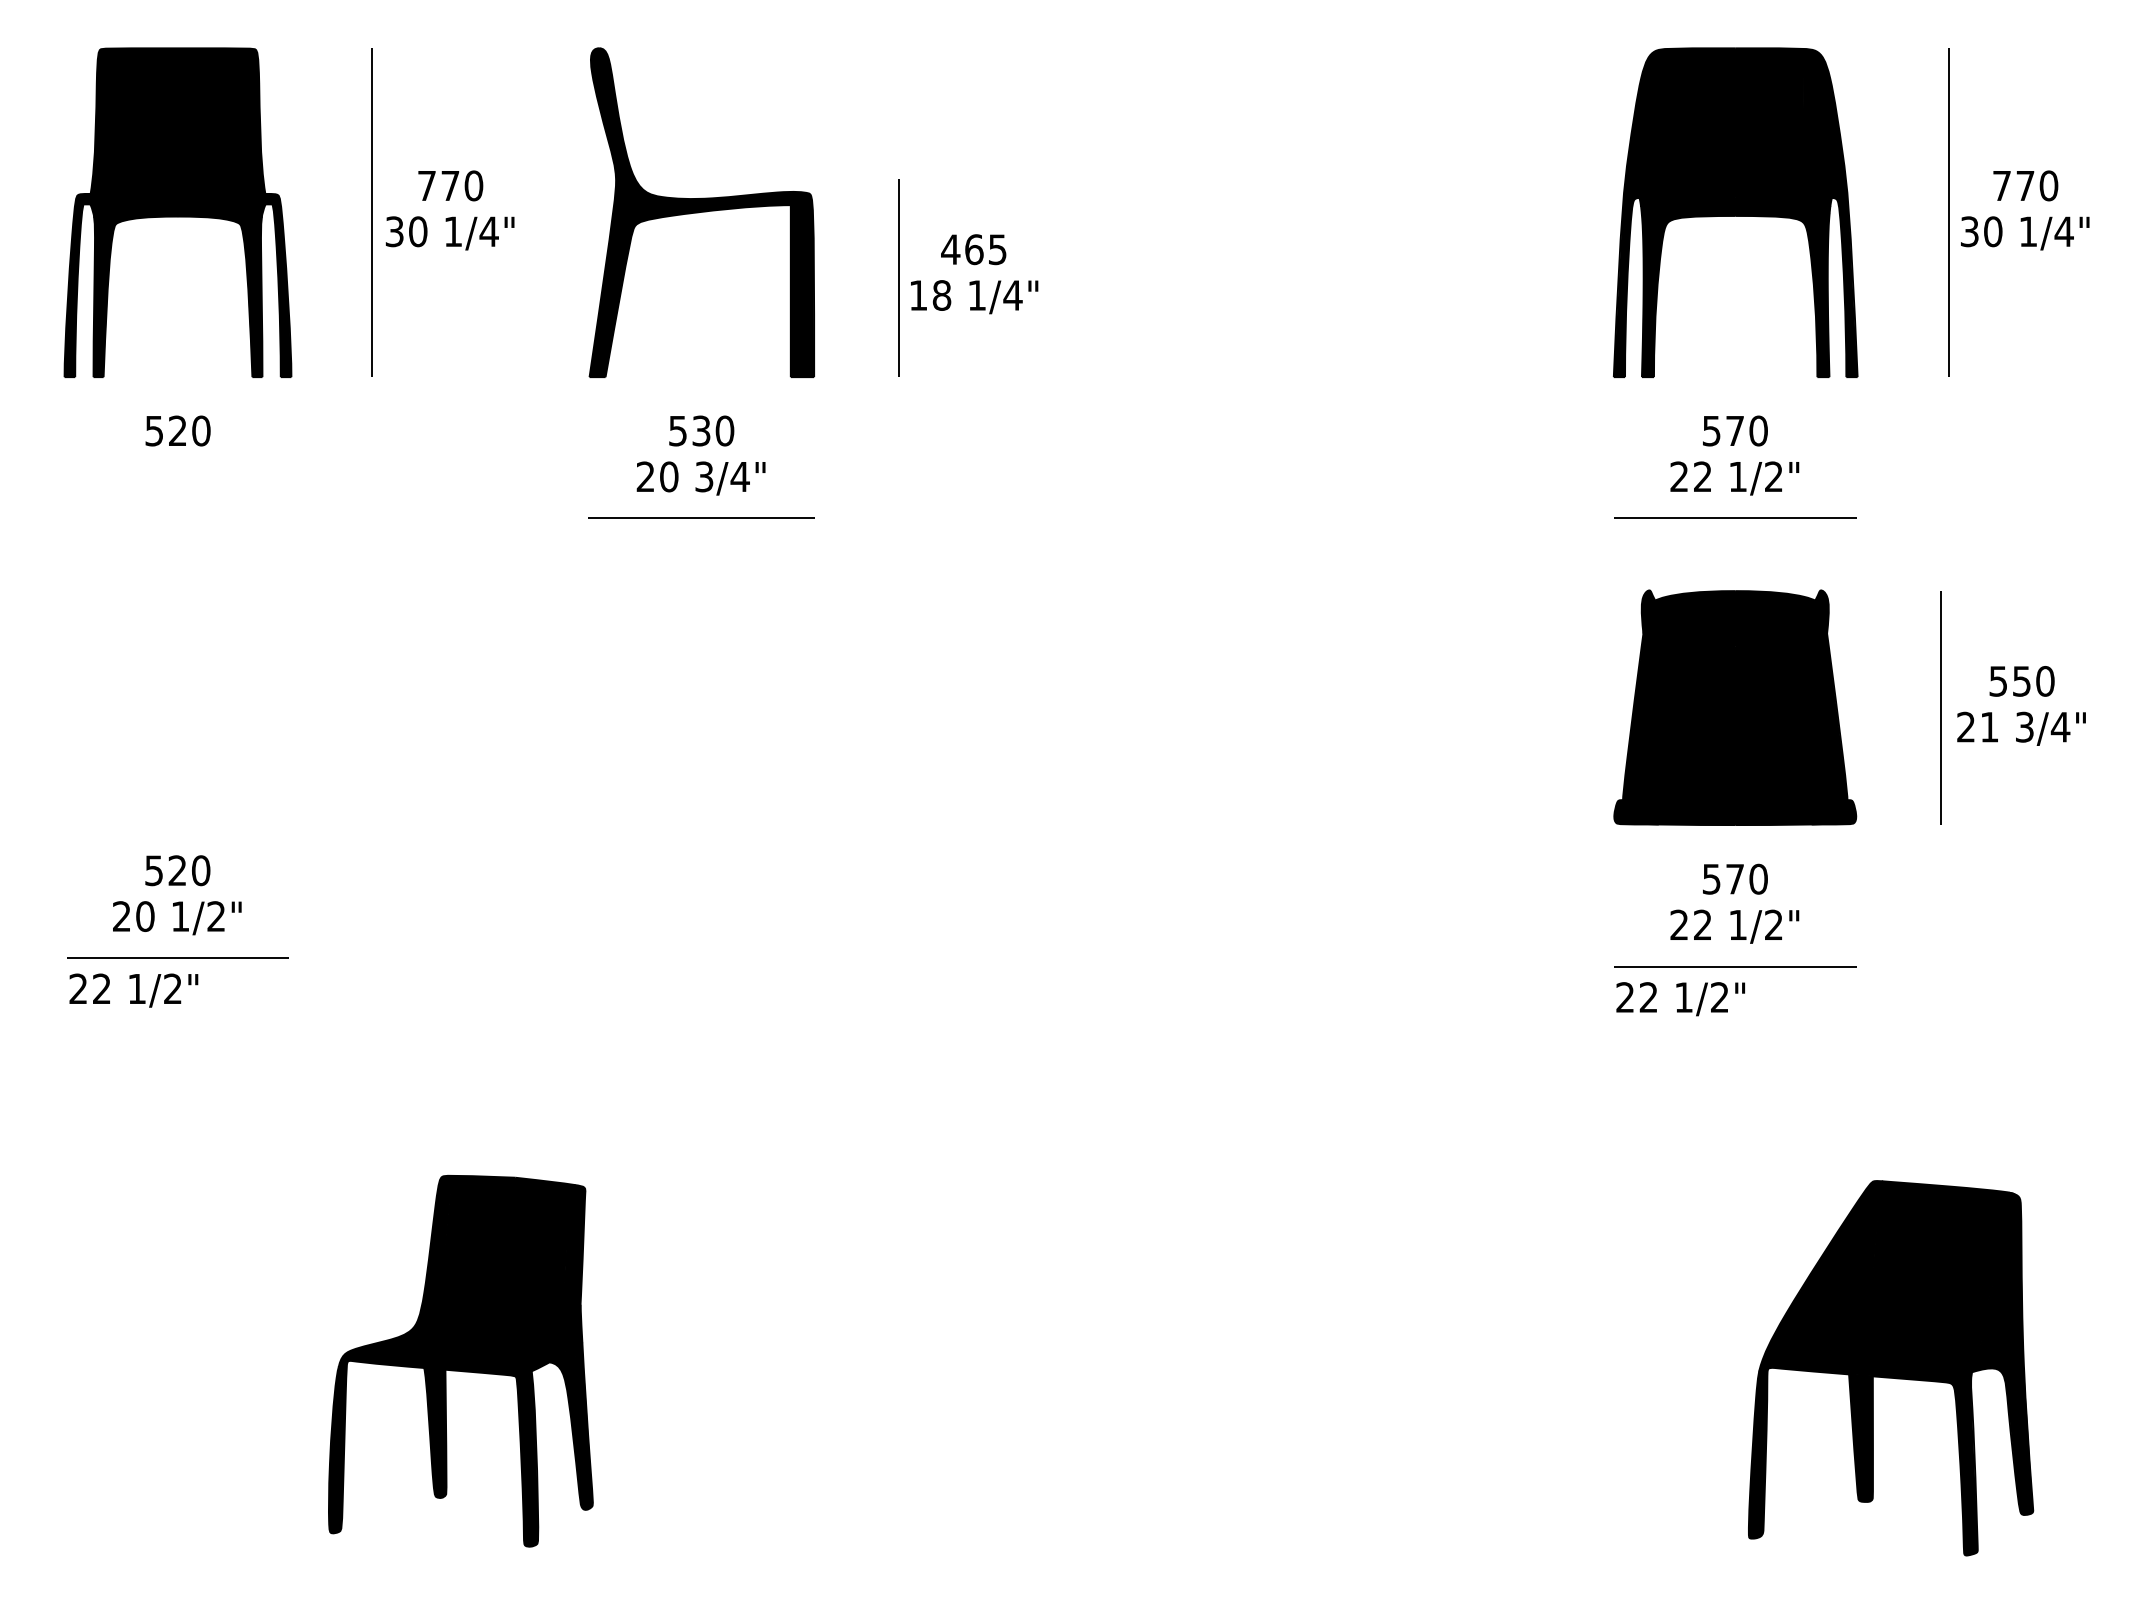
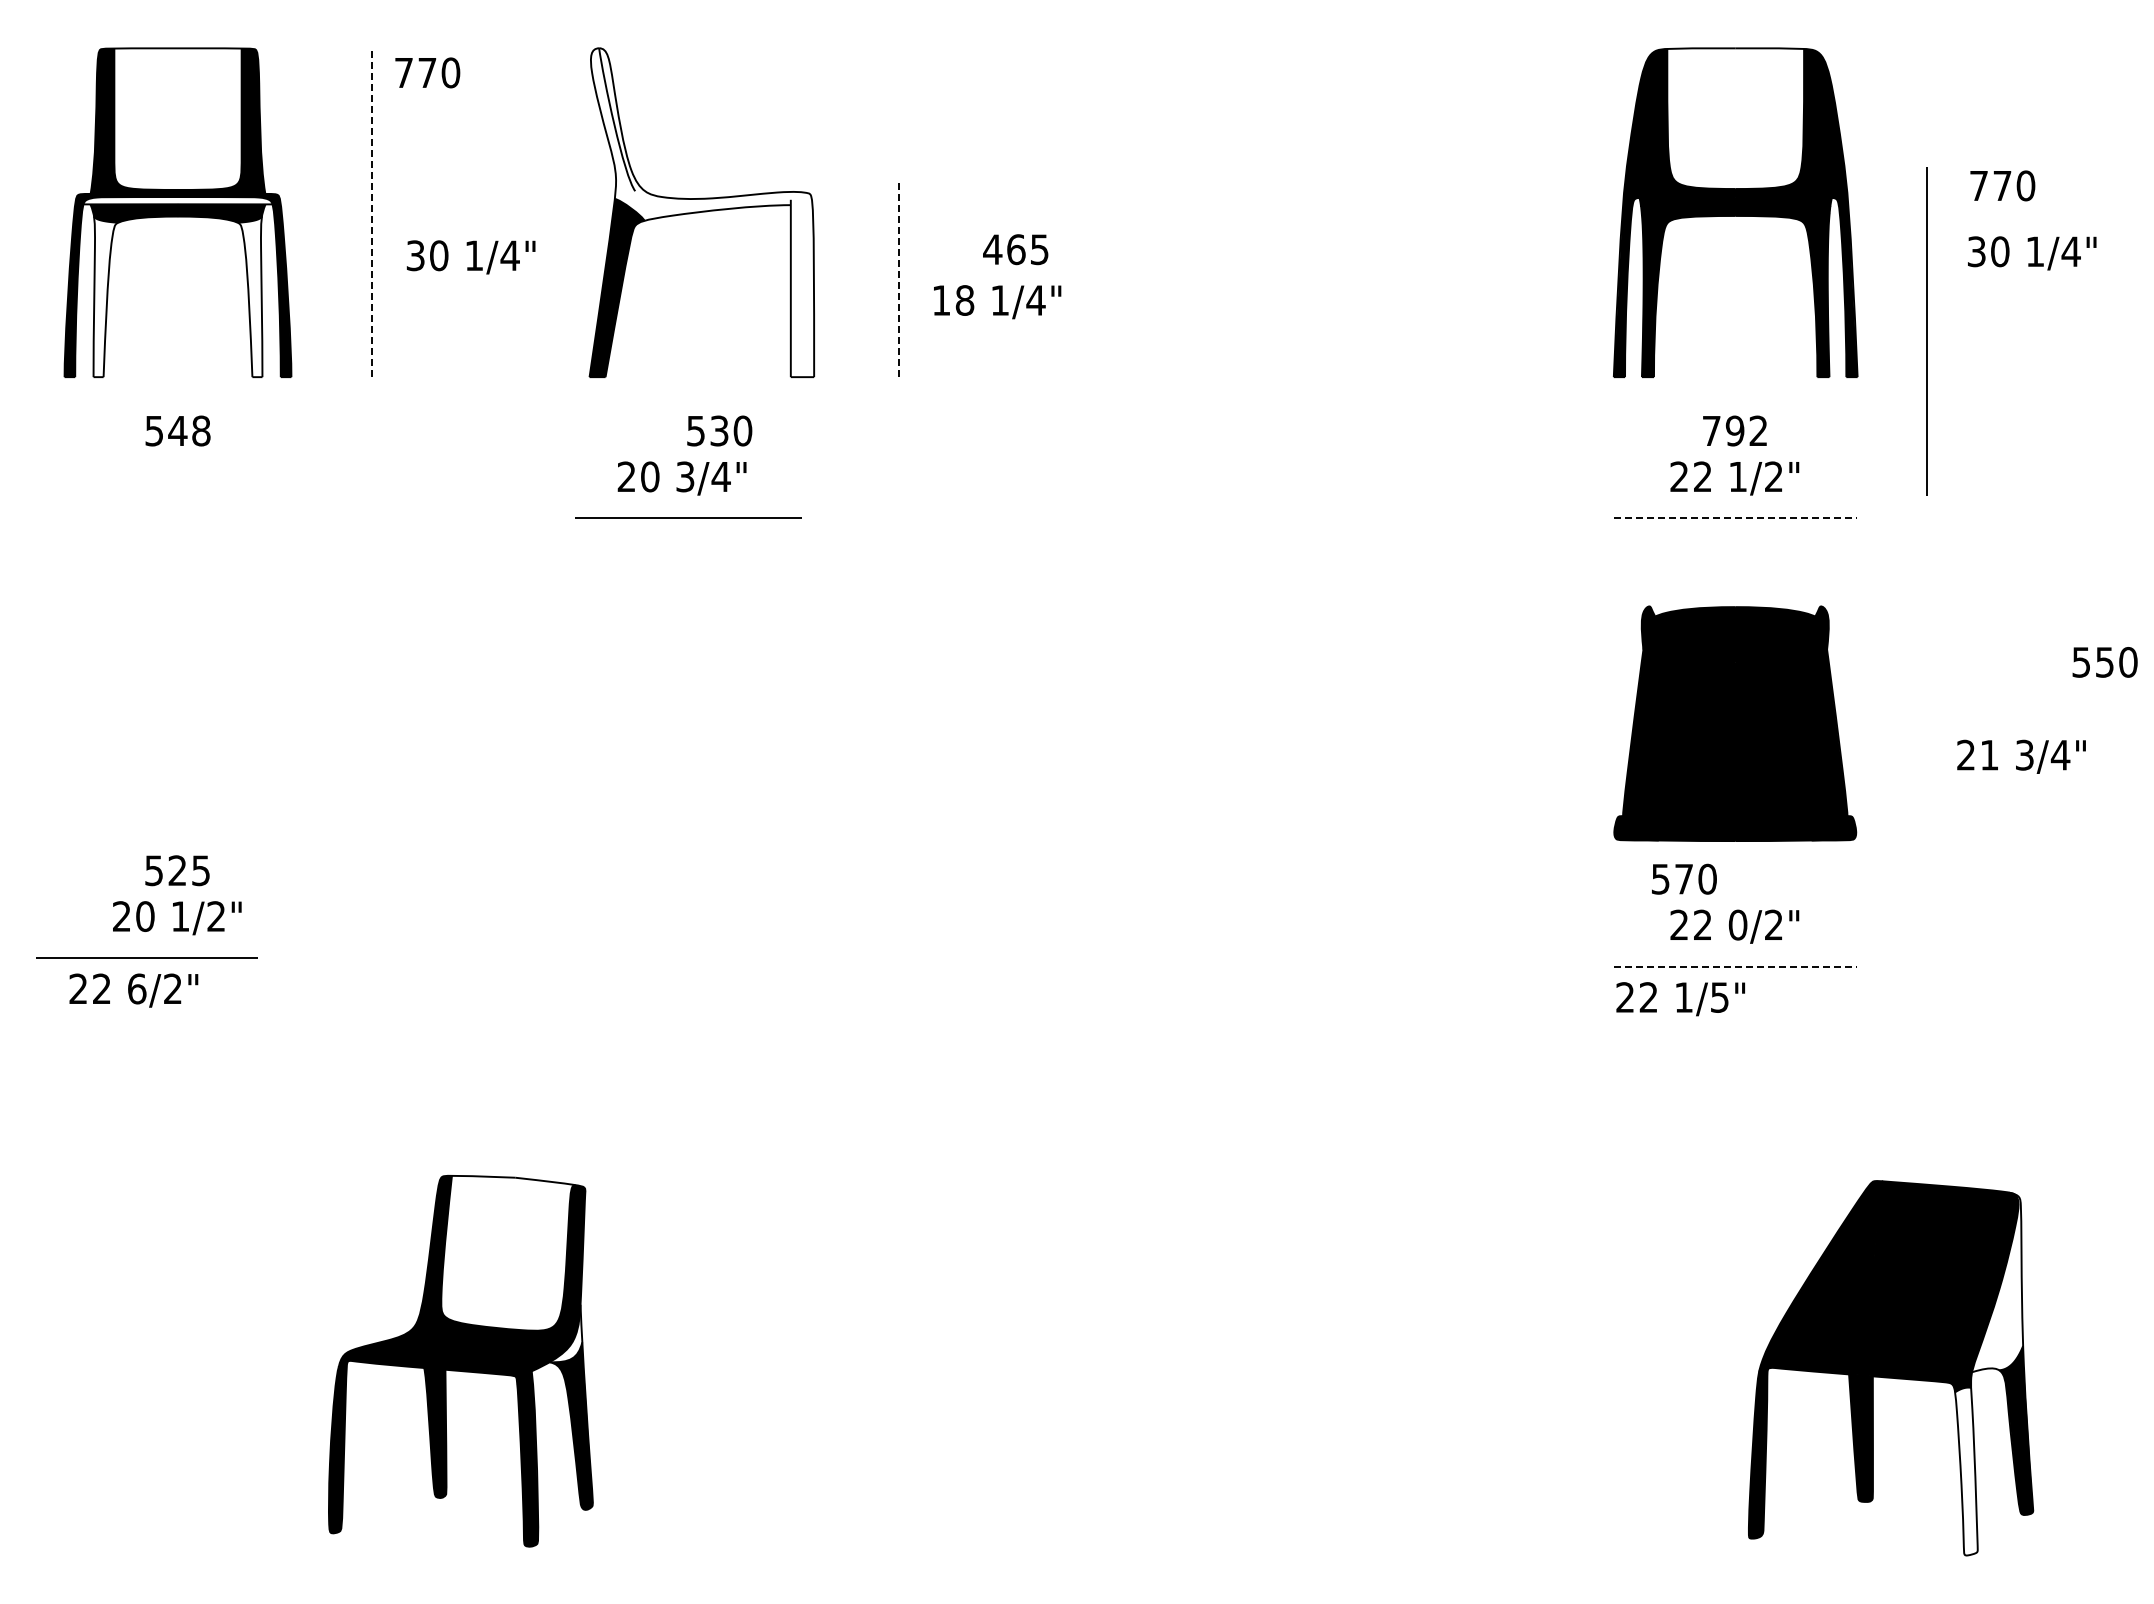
fill: present -> none (177, 118)
fill: present -> none (1735, 118)
text position: (450, 185) -> (427, 72) (427, 72)
text position: (2025, 185) -> (2002, 185) (2002, 185)
fill: present -> none (177, 200)
line: solid -> dashed (372, 212)
fill: present -> none (702, 212)
line position: (1948, 212) -> (1926, 331) (1926, 331)
text position: (449, 233) -> (470, 257) (470, 257)
text position: (2025, 233) -> (2032, 253) (2032, 253)
text position: (973, 249) -> (1015, 249) (1015, 249)
line: solid -> dashed (898, 277)
fill: present -> none (105, 296)
fill: present -> none (249, 296)
text position: (974, 297) -> (997, 302) (997, 302)
text: 520 -> 548 (189, 430)
text position: (701, 430) -> (719, 430) (719, 430)
text: 570 -> 792 (1735, 430)
text position: (700, 478) -> (681, 478) (681, 478)
line position: (701, 517) -> (688, 517) (688, 517)
line: solid -> dashed (1735, 518)
text position: (2021, 681) -> (2104, 662) (2104, 662)
part position: (1735, 707) -> (1735, 723) (1735, 723)
line: present -> none (1940, 707)
text position: (2021, 728) -> (2021, 756) (2021, 756)
text: 520 -> 525 (201, 870)
text position: (1735, 878) -> (1684, 878) (1684, 878)
text: 1/2" -> 0/2" (1737, 924)
line position: (177, 957) -> (146, 957) (146, 957)
line: solid -> dashed (1735, 966)
text: 1/2" -> 6/2" (137, 988)
text: 1/2" -> 1/5" (1719, 997)
fill: present -> none (508, 1252)
fill: present -> none (1997, 1282)
fill: present -> none (565, 1333)
fill: present -> none (1966, 1471)
